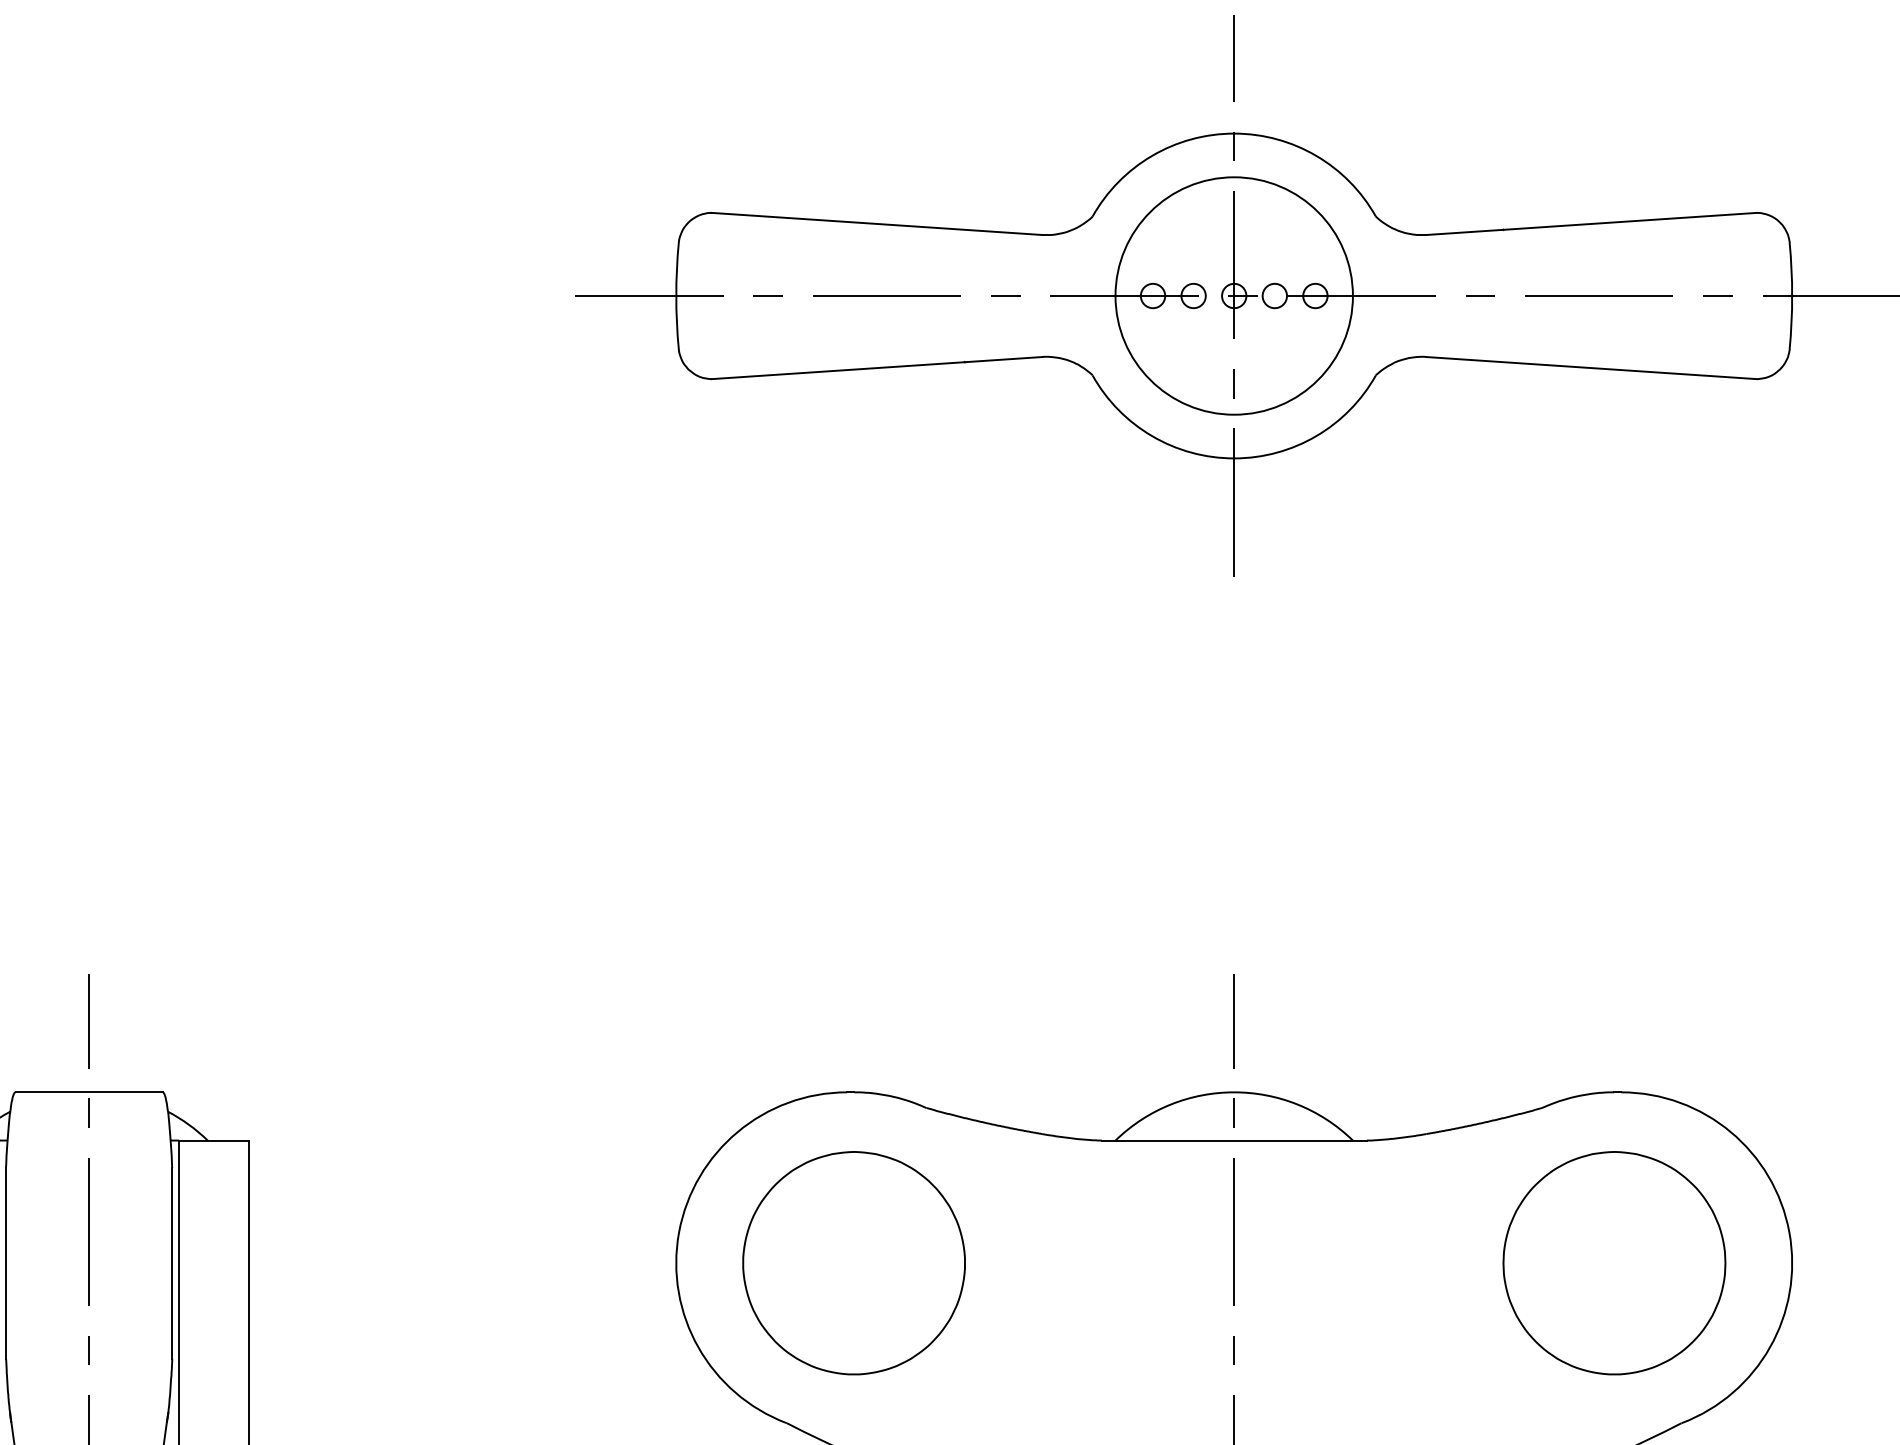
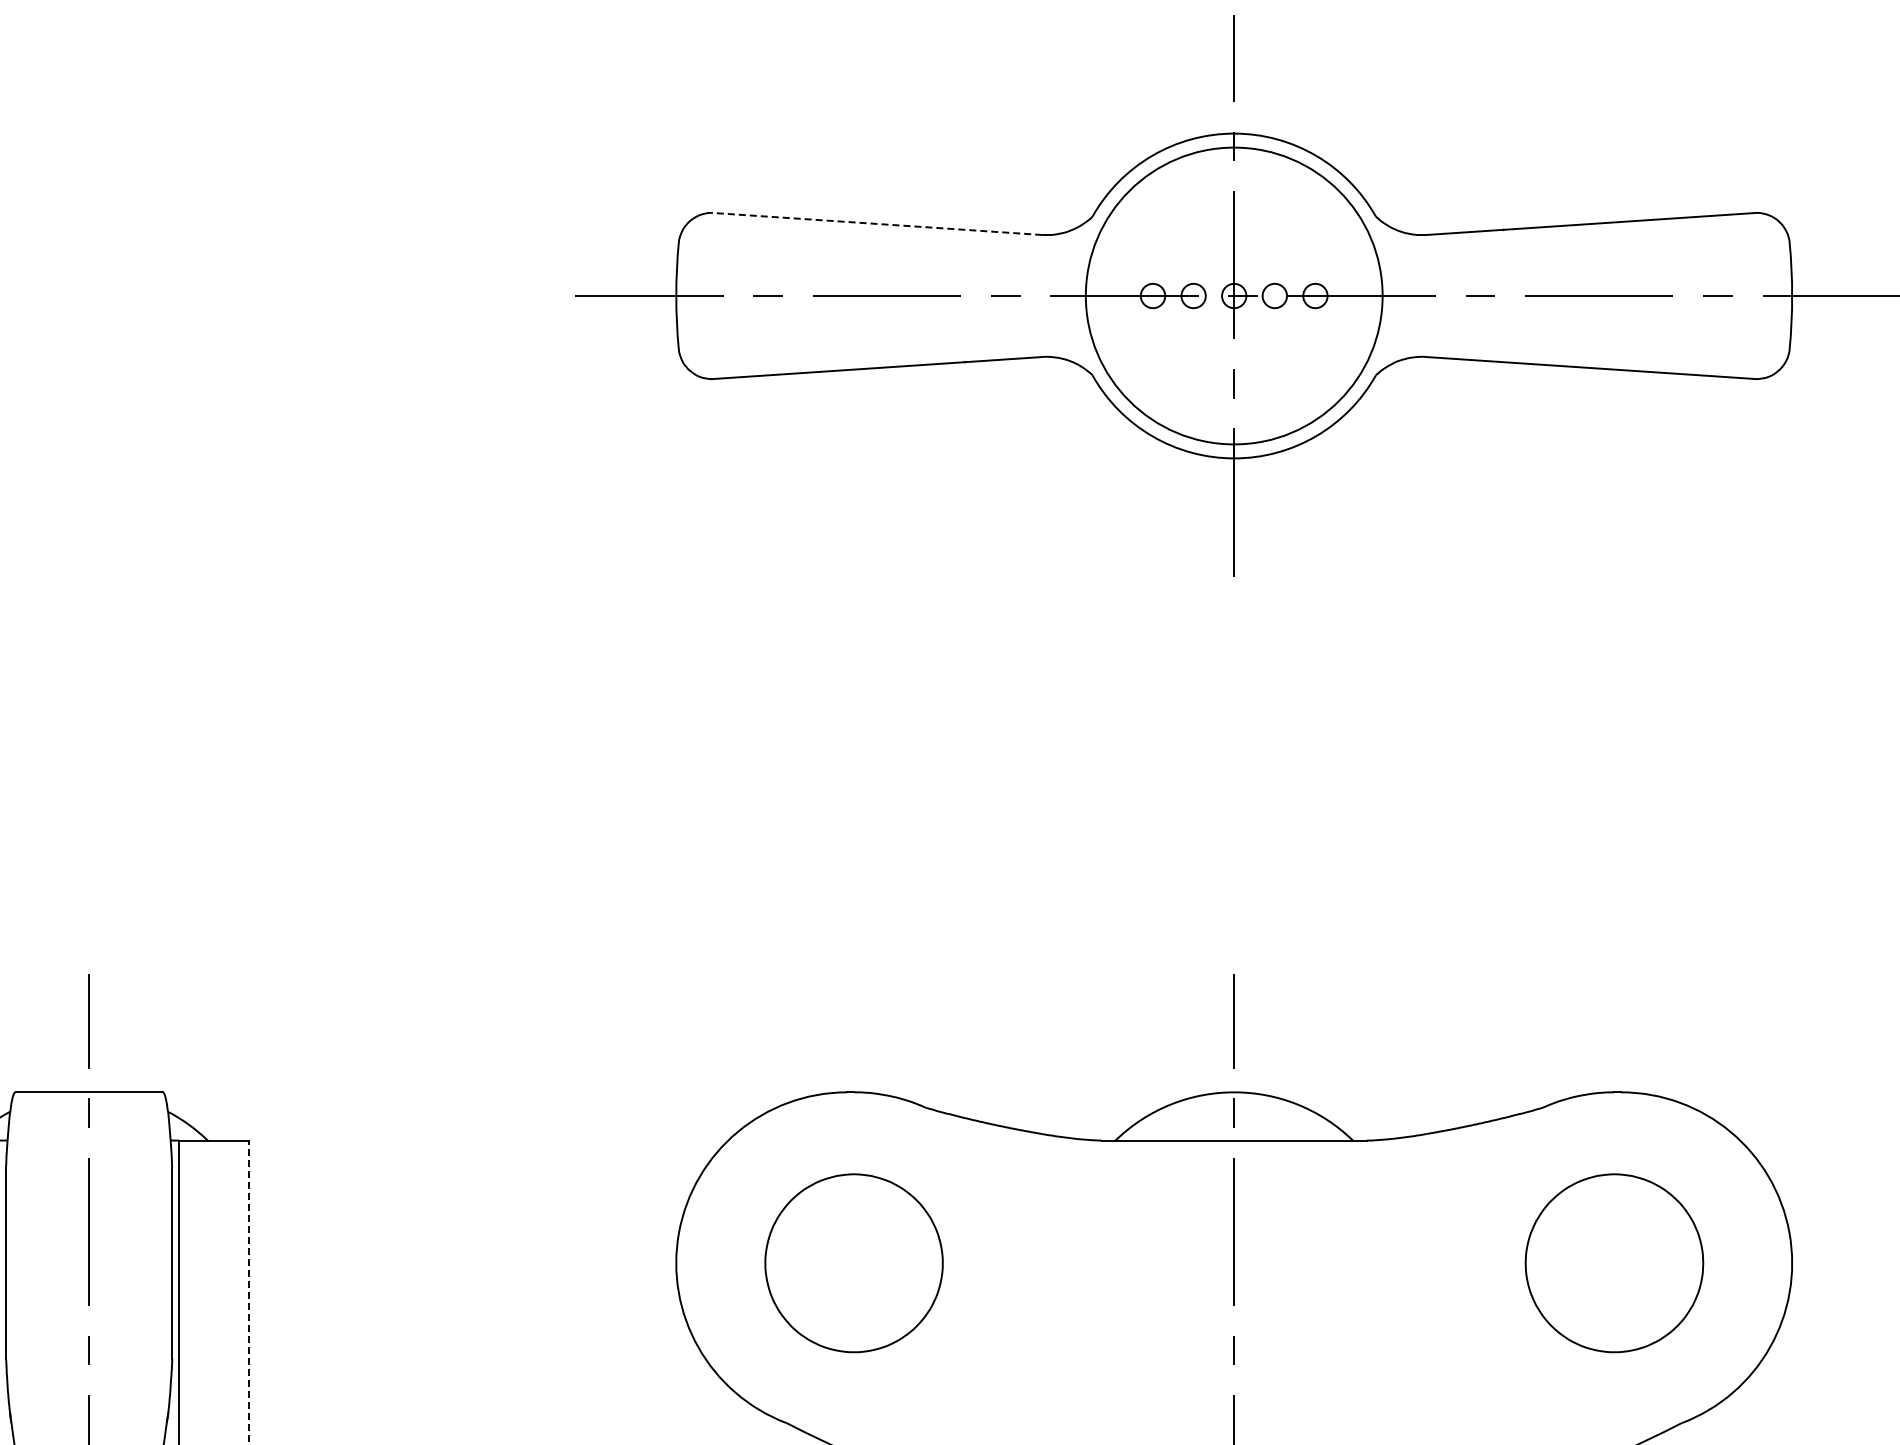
line: solid -> dashed (876, 223)
circle diameter: 237 px -> 297 px (1233, 295)
part size: 224x225 px -> 180x181 px (853, 1263)
part size: 225x225 px -> 181x181 px (1614, 1263)
line: solid -> dashed (249, 1292)
